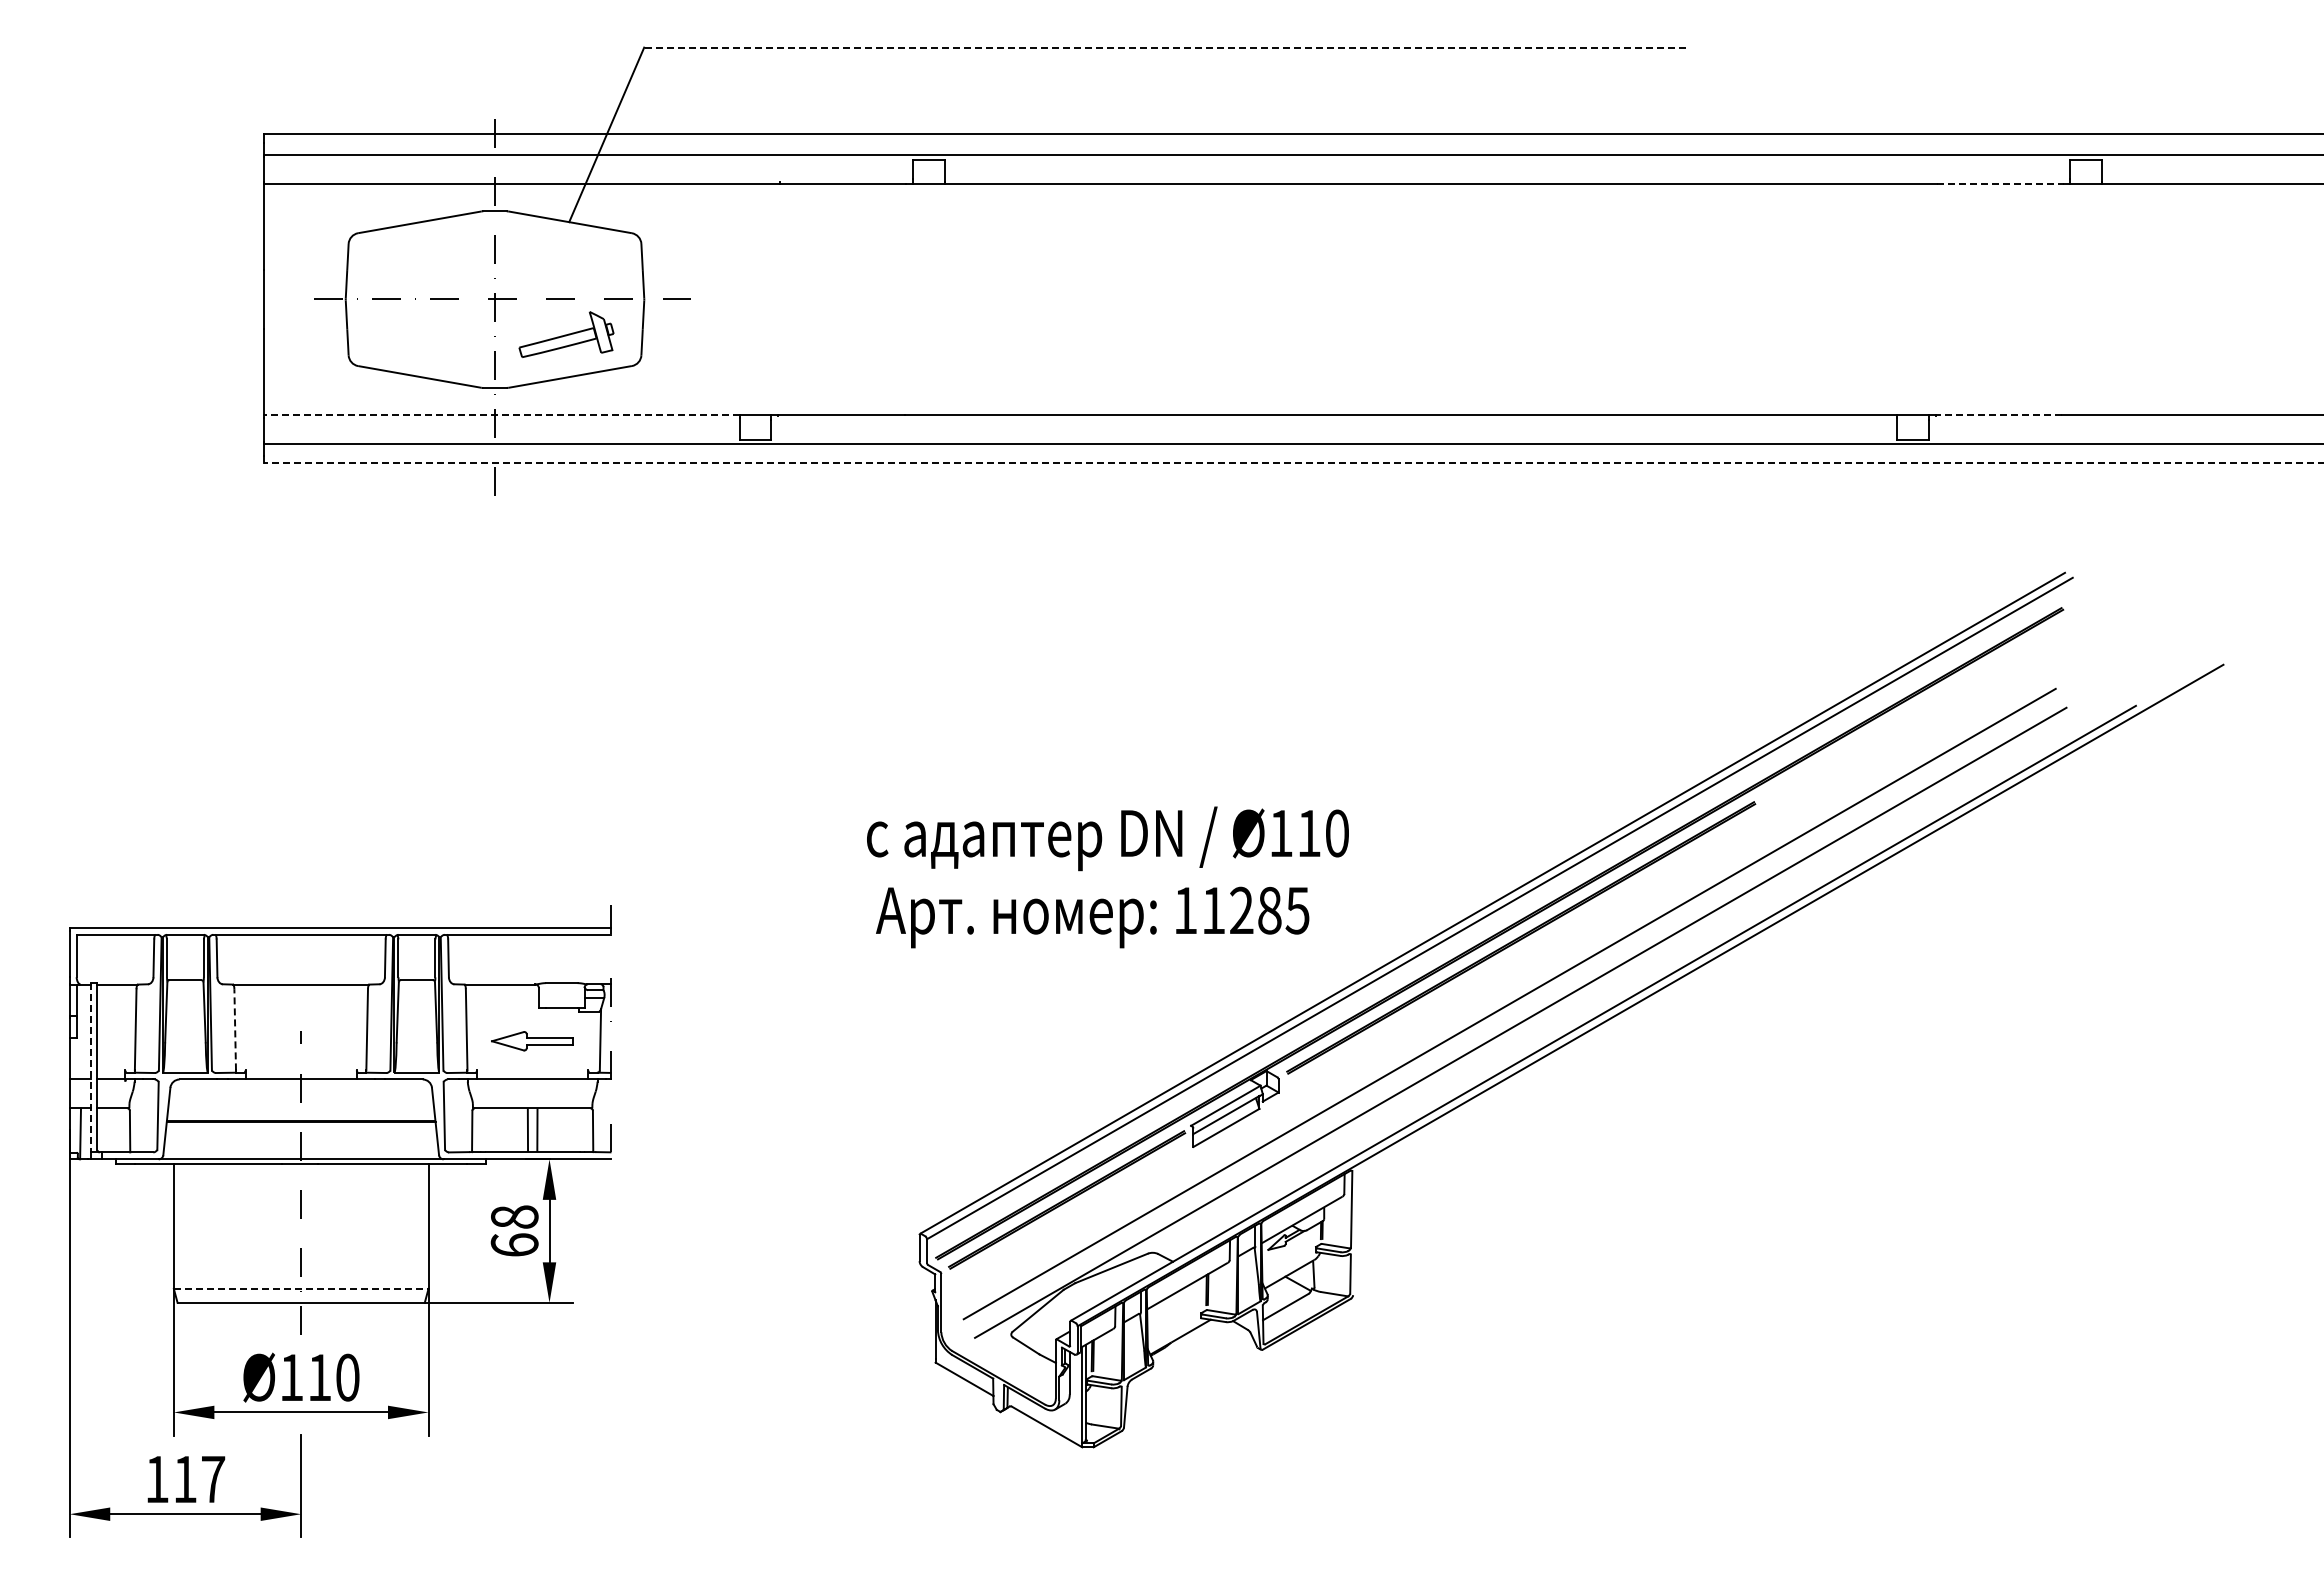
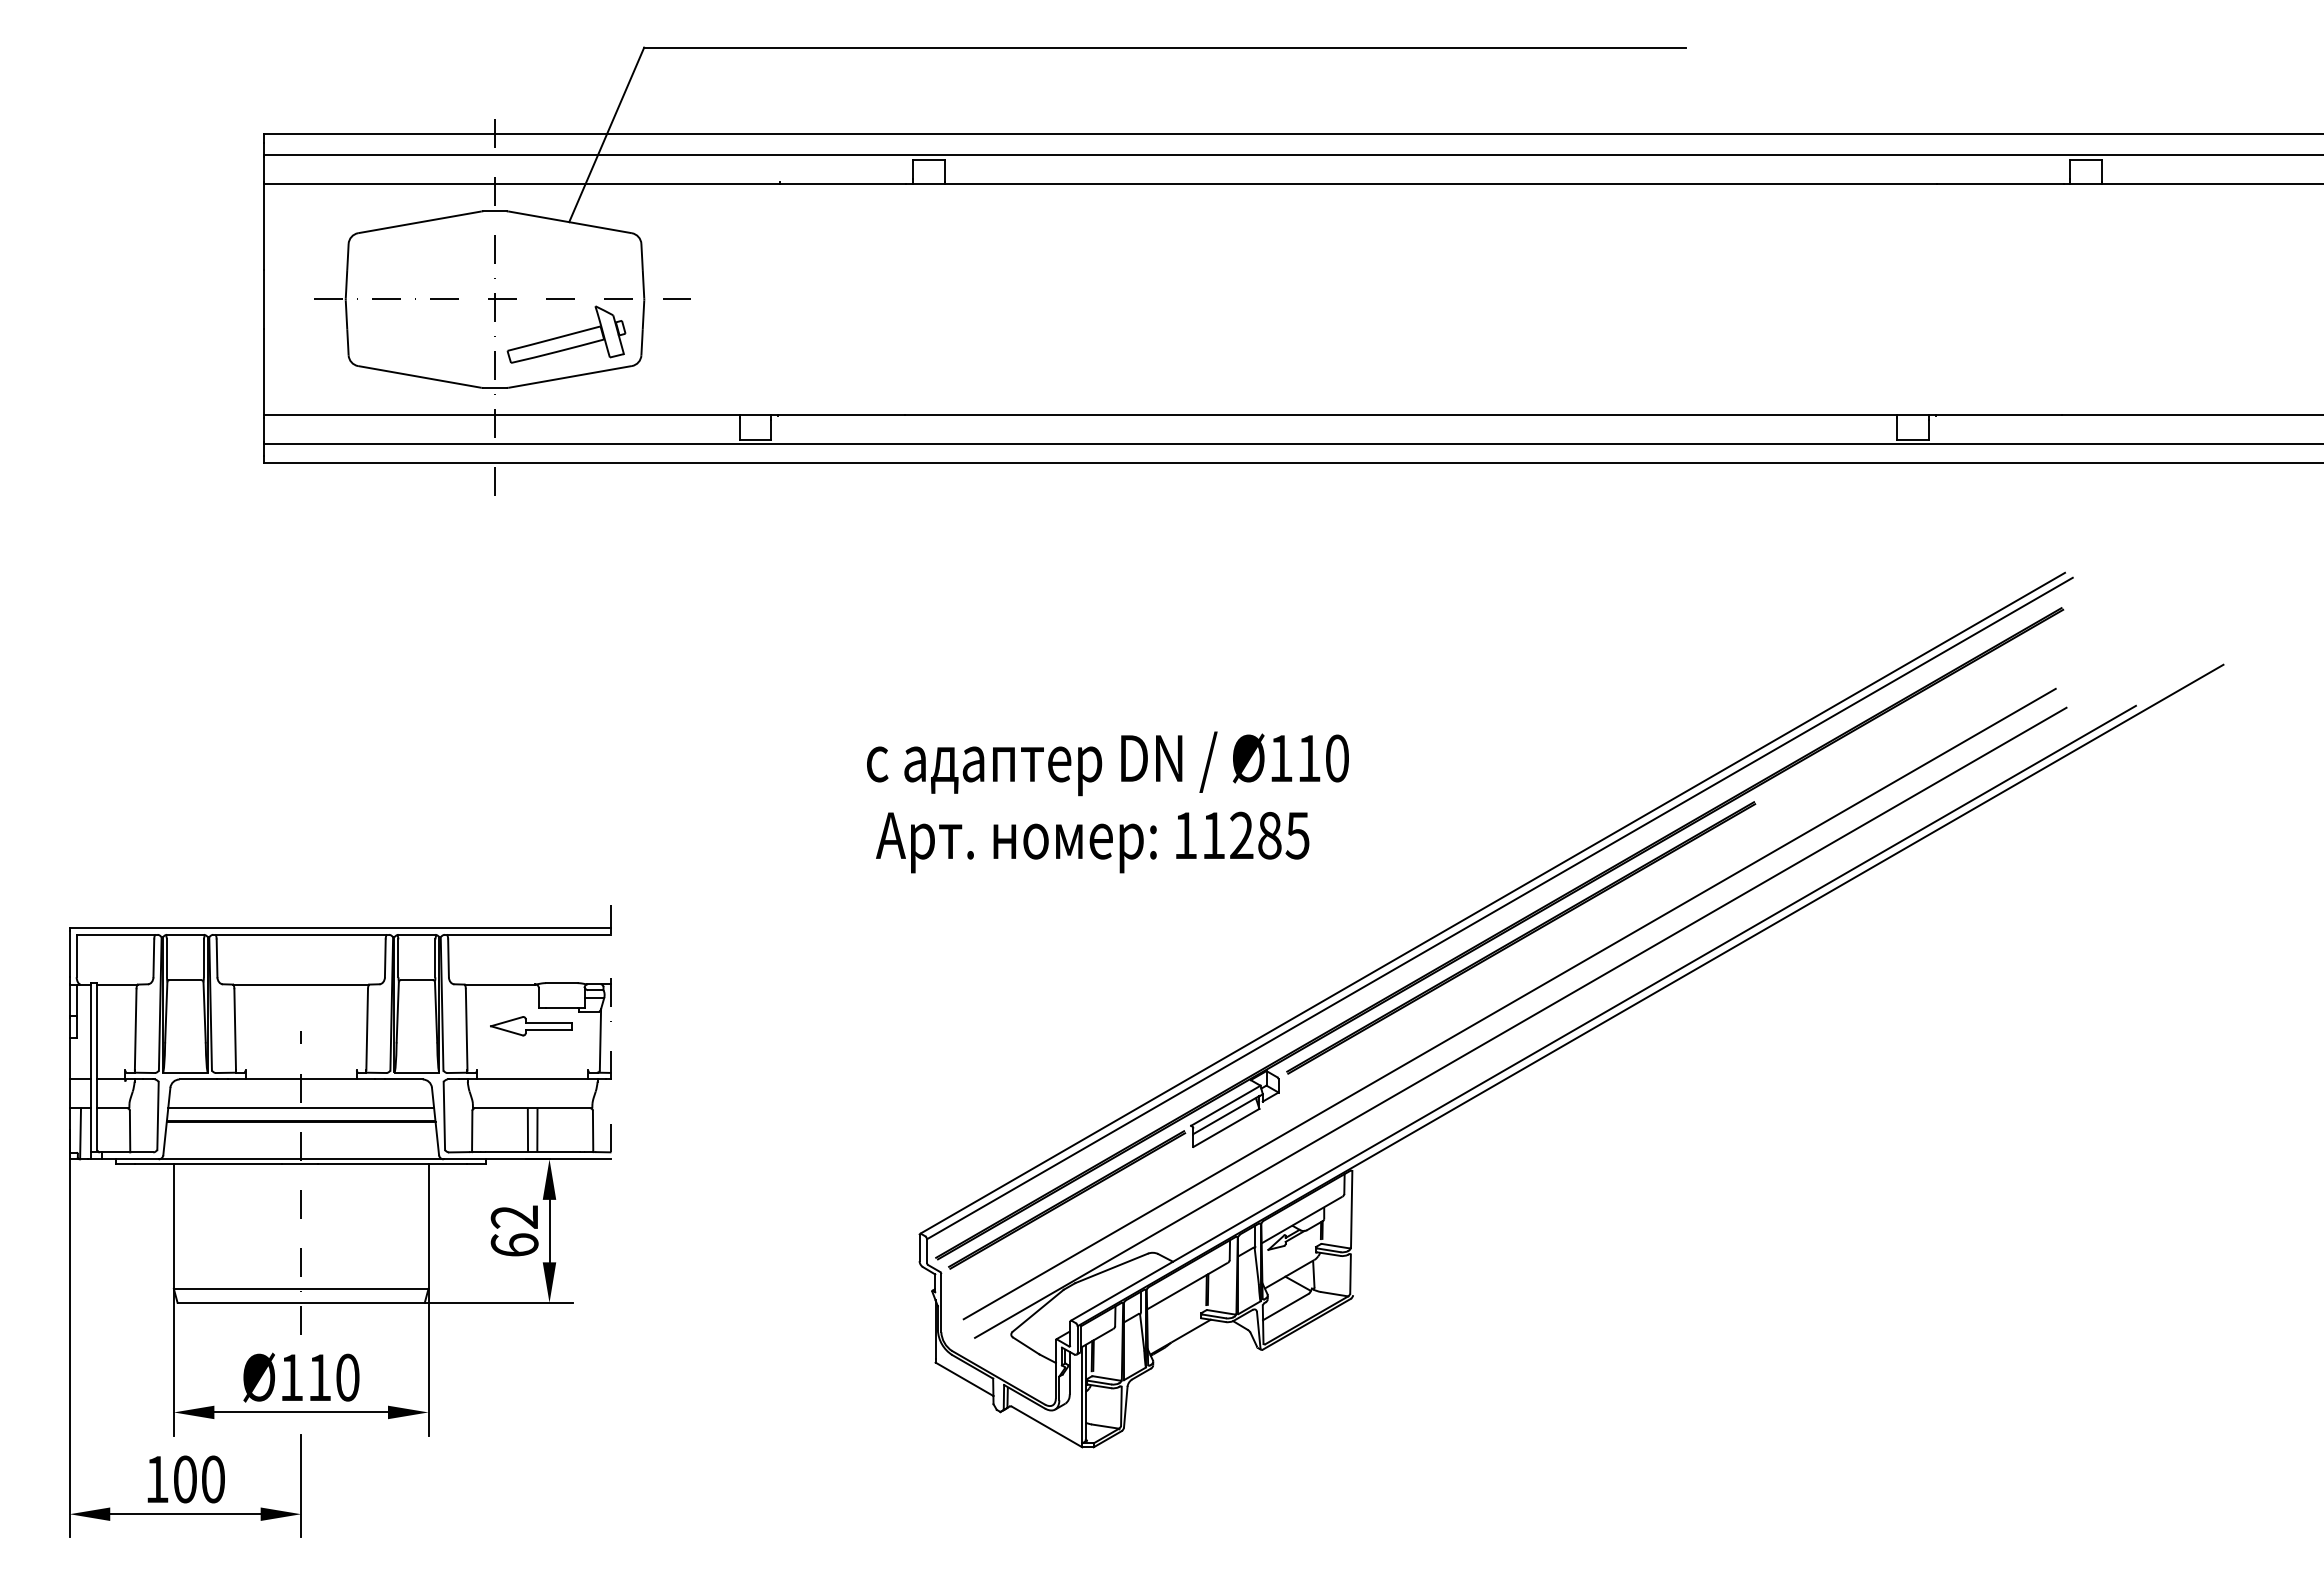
line: dashed -> solid (1164, 47)
line: dashed -> solid (2000, 183)
part size: 97x47 px -> 121x59 px (566, 334)
line: dashed -> solid (501, 415)
line: dashed -> solid (1998, 415)
line: dashed -> solid (1293, 463)
text position: (1107, 877) -> (1107, 802) (1107, 802)
line: dashed -> solid (235, 1029)
part position: (532, 1041) -> (531, 1026) (531, 1026)
line: dashed -> solid (90, 1067)
line: none -> present (301, 1108)
text: 68 -> 62 (514, 1216)
line: dashed -> solid (301, 1288)
text: 117 -> 100 (199, 1479)
